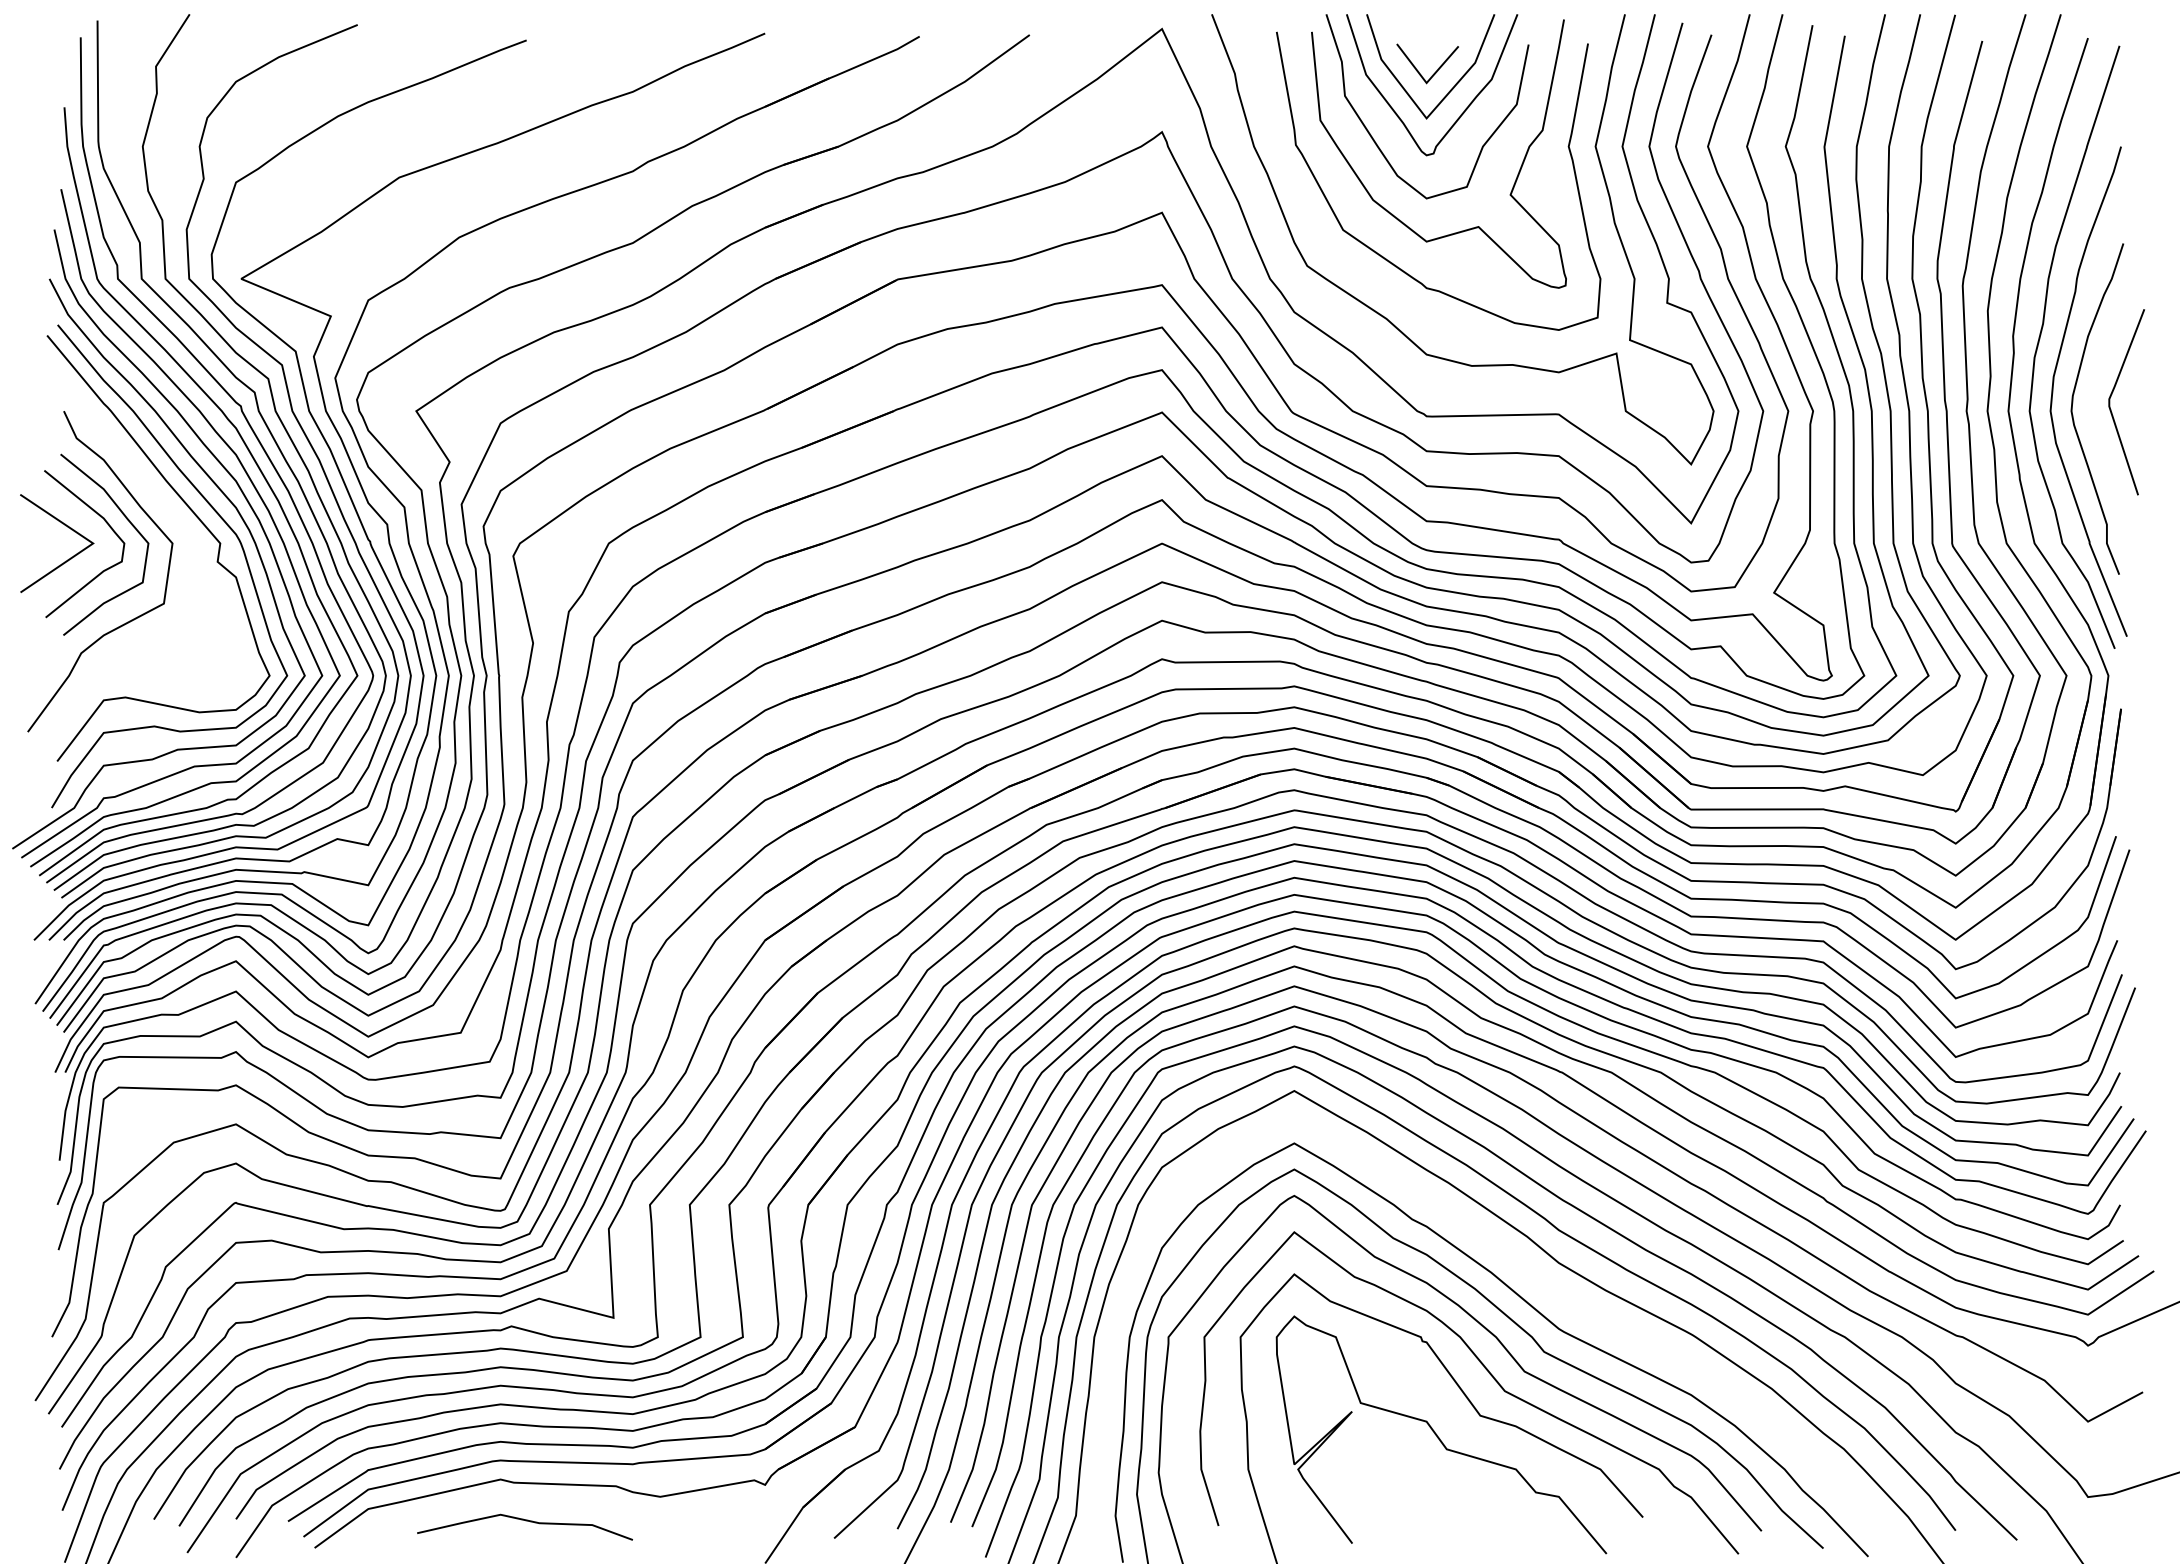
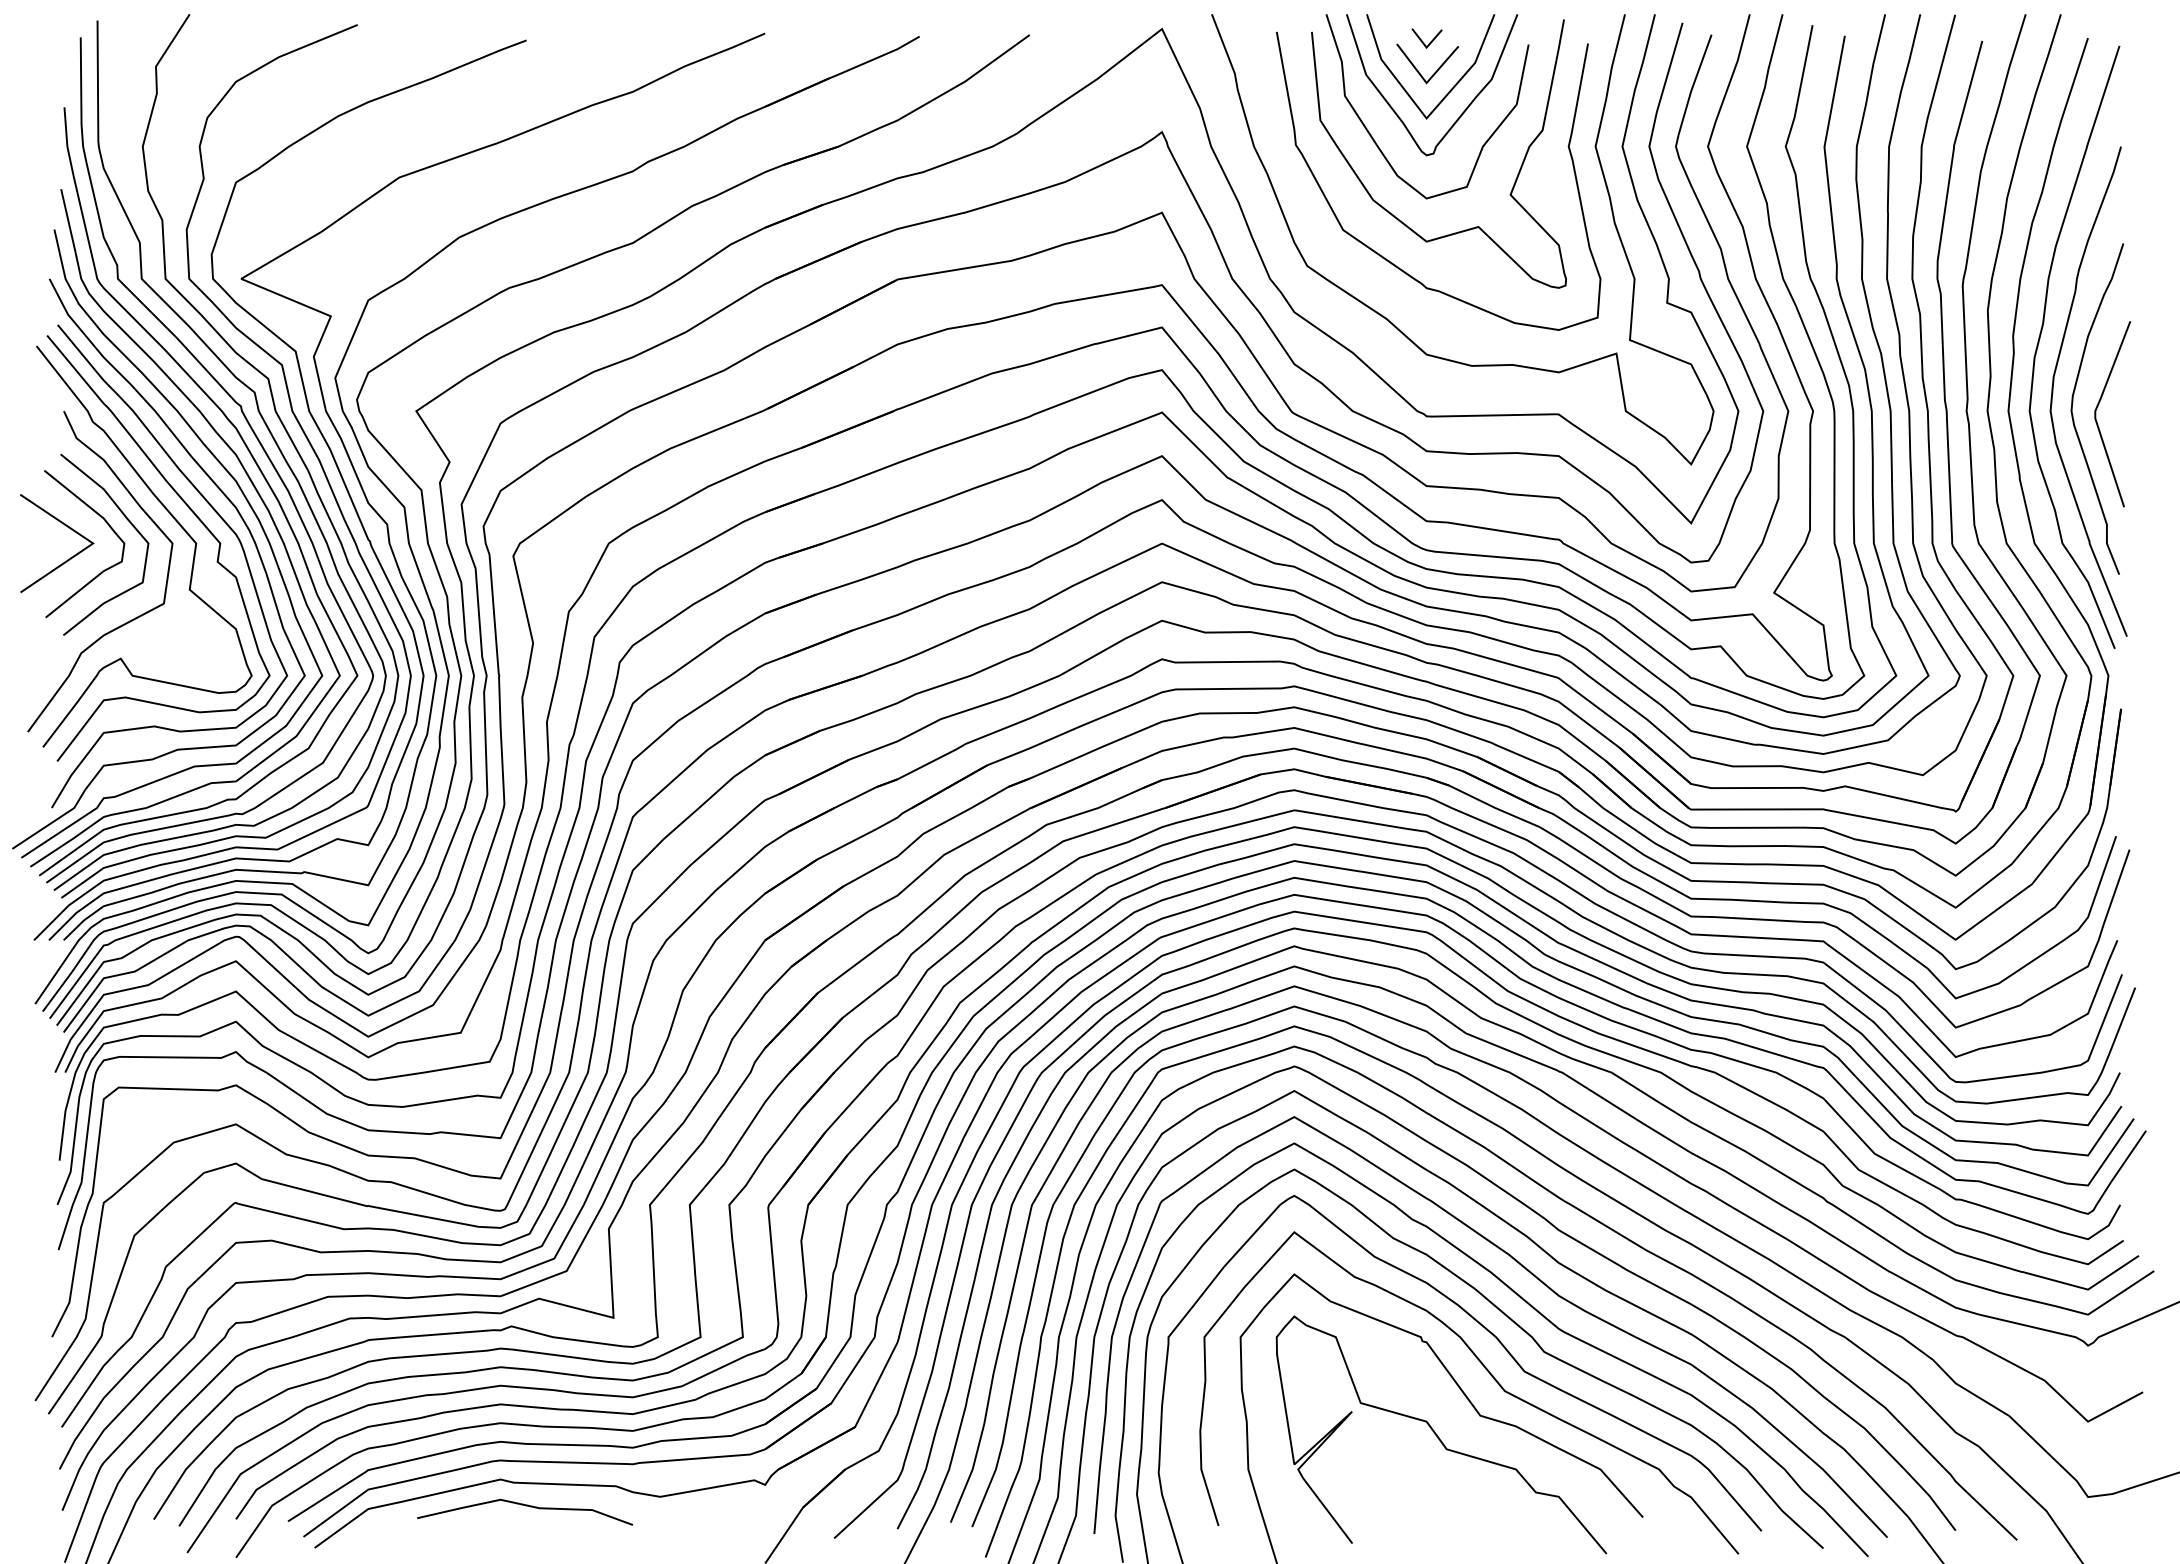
line: none -> present (1423, 41)
line position: (2110, 402) -> (2096, 414) (2096, 414)
curve: none -> present (176, 522)
curve: none -> present (1533, 1276)
curve position: (525, 1521) -> (525, 1506) (525, 1506)
